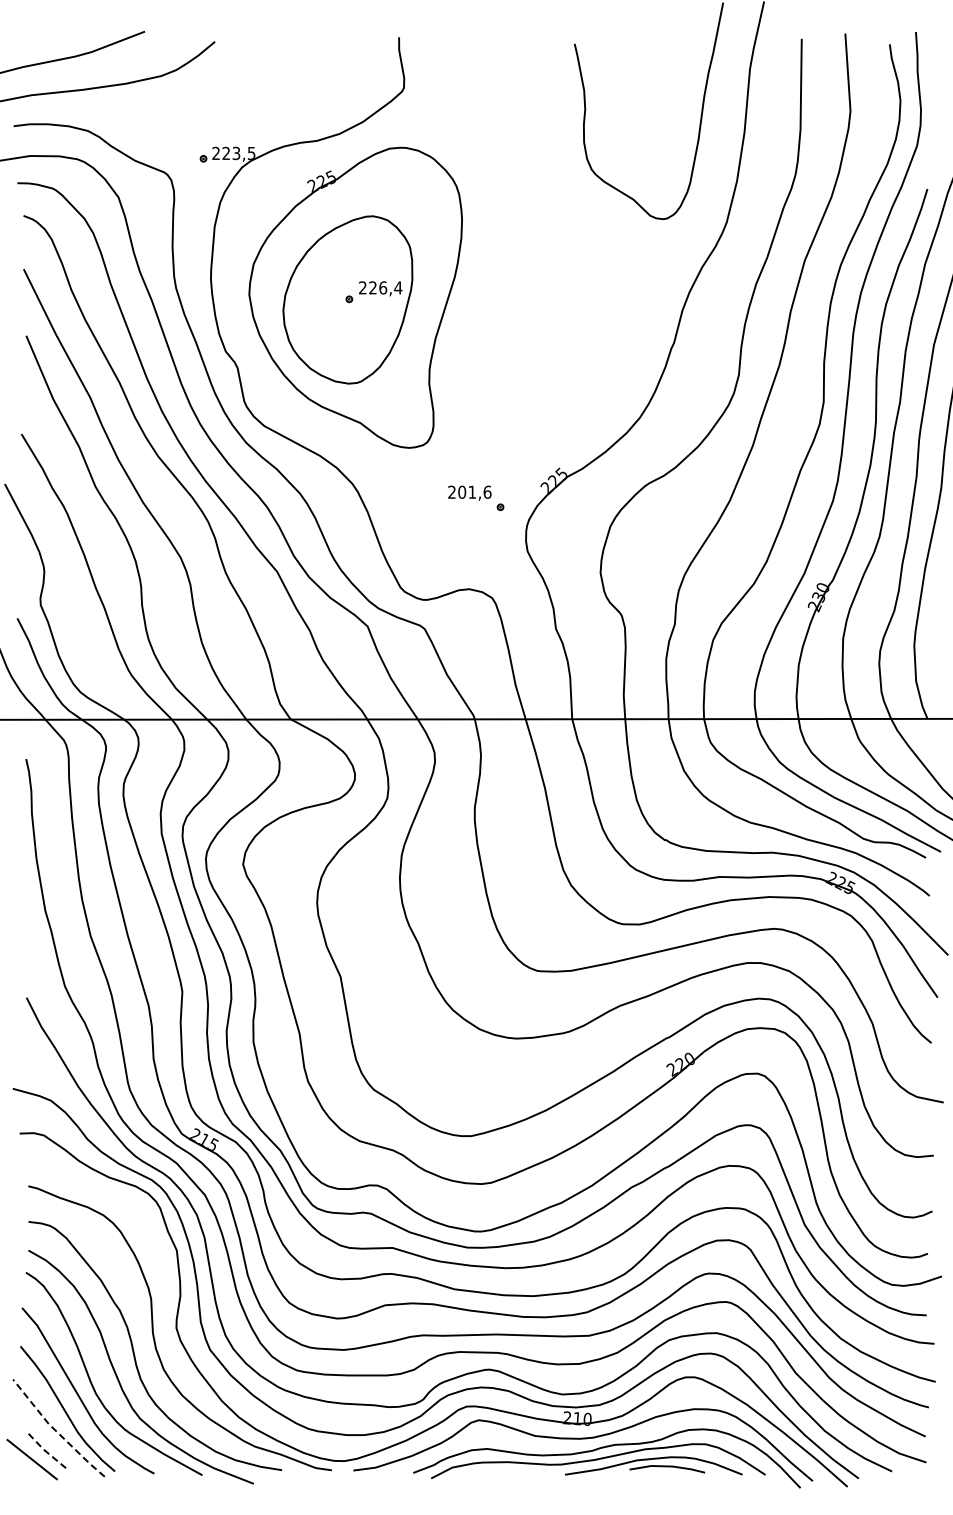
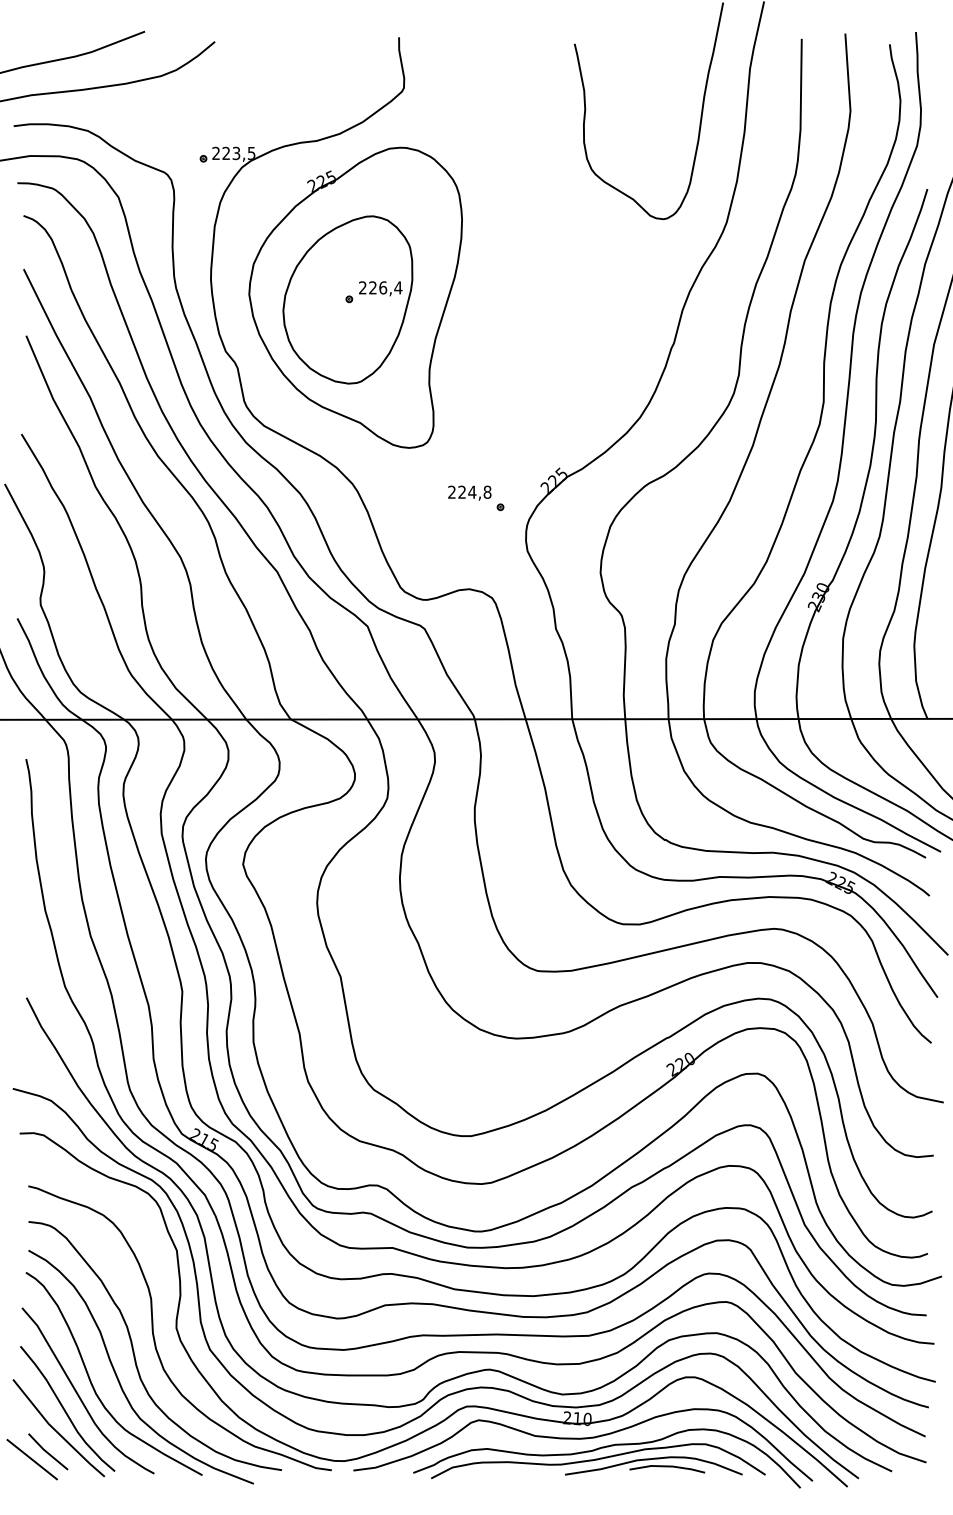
text: 201,6 -> 224,8 (474, 491)
line: dashed -> solid (55, 1430)
line: dashed -> solid (47, 1452)
